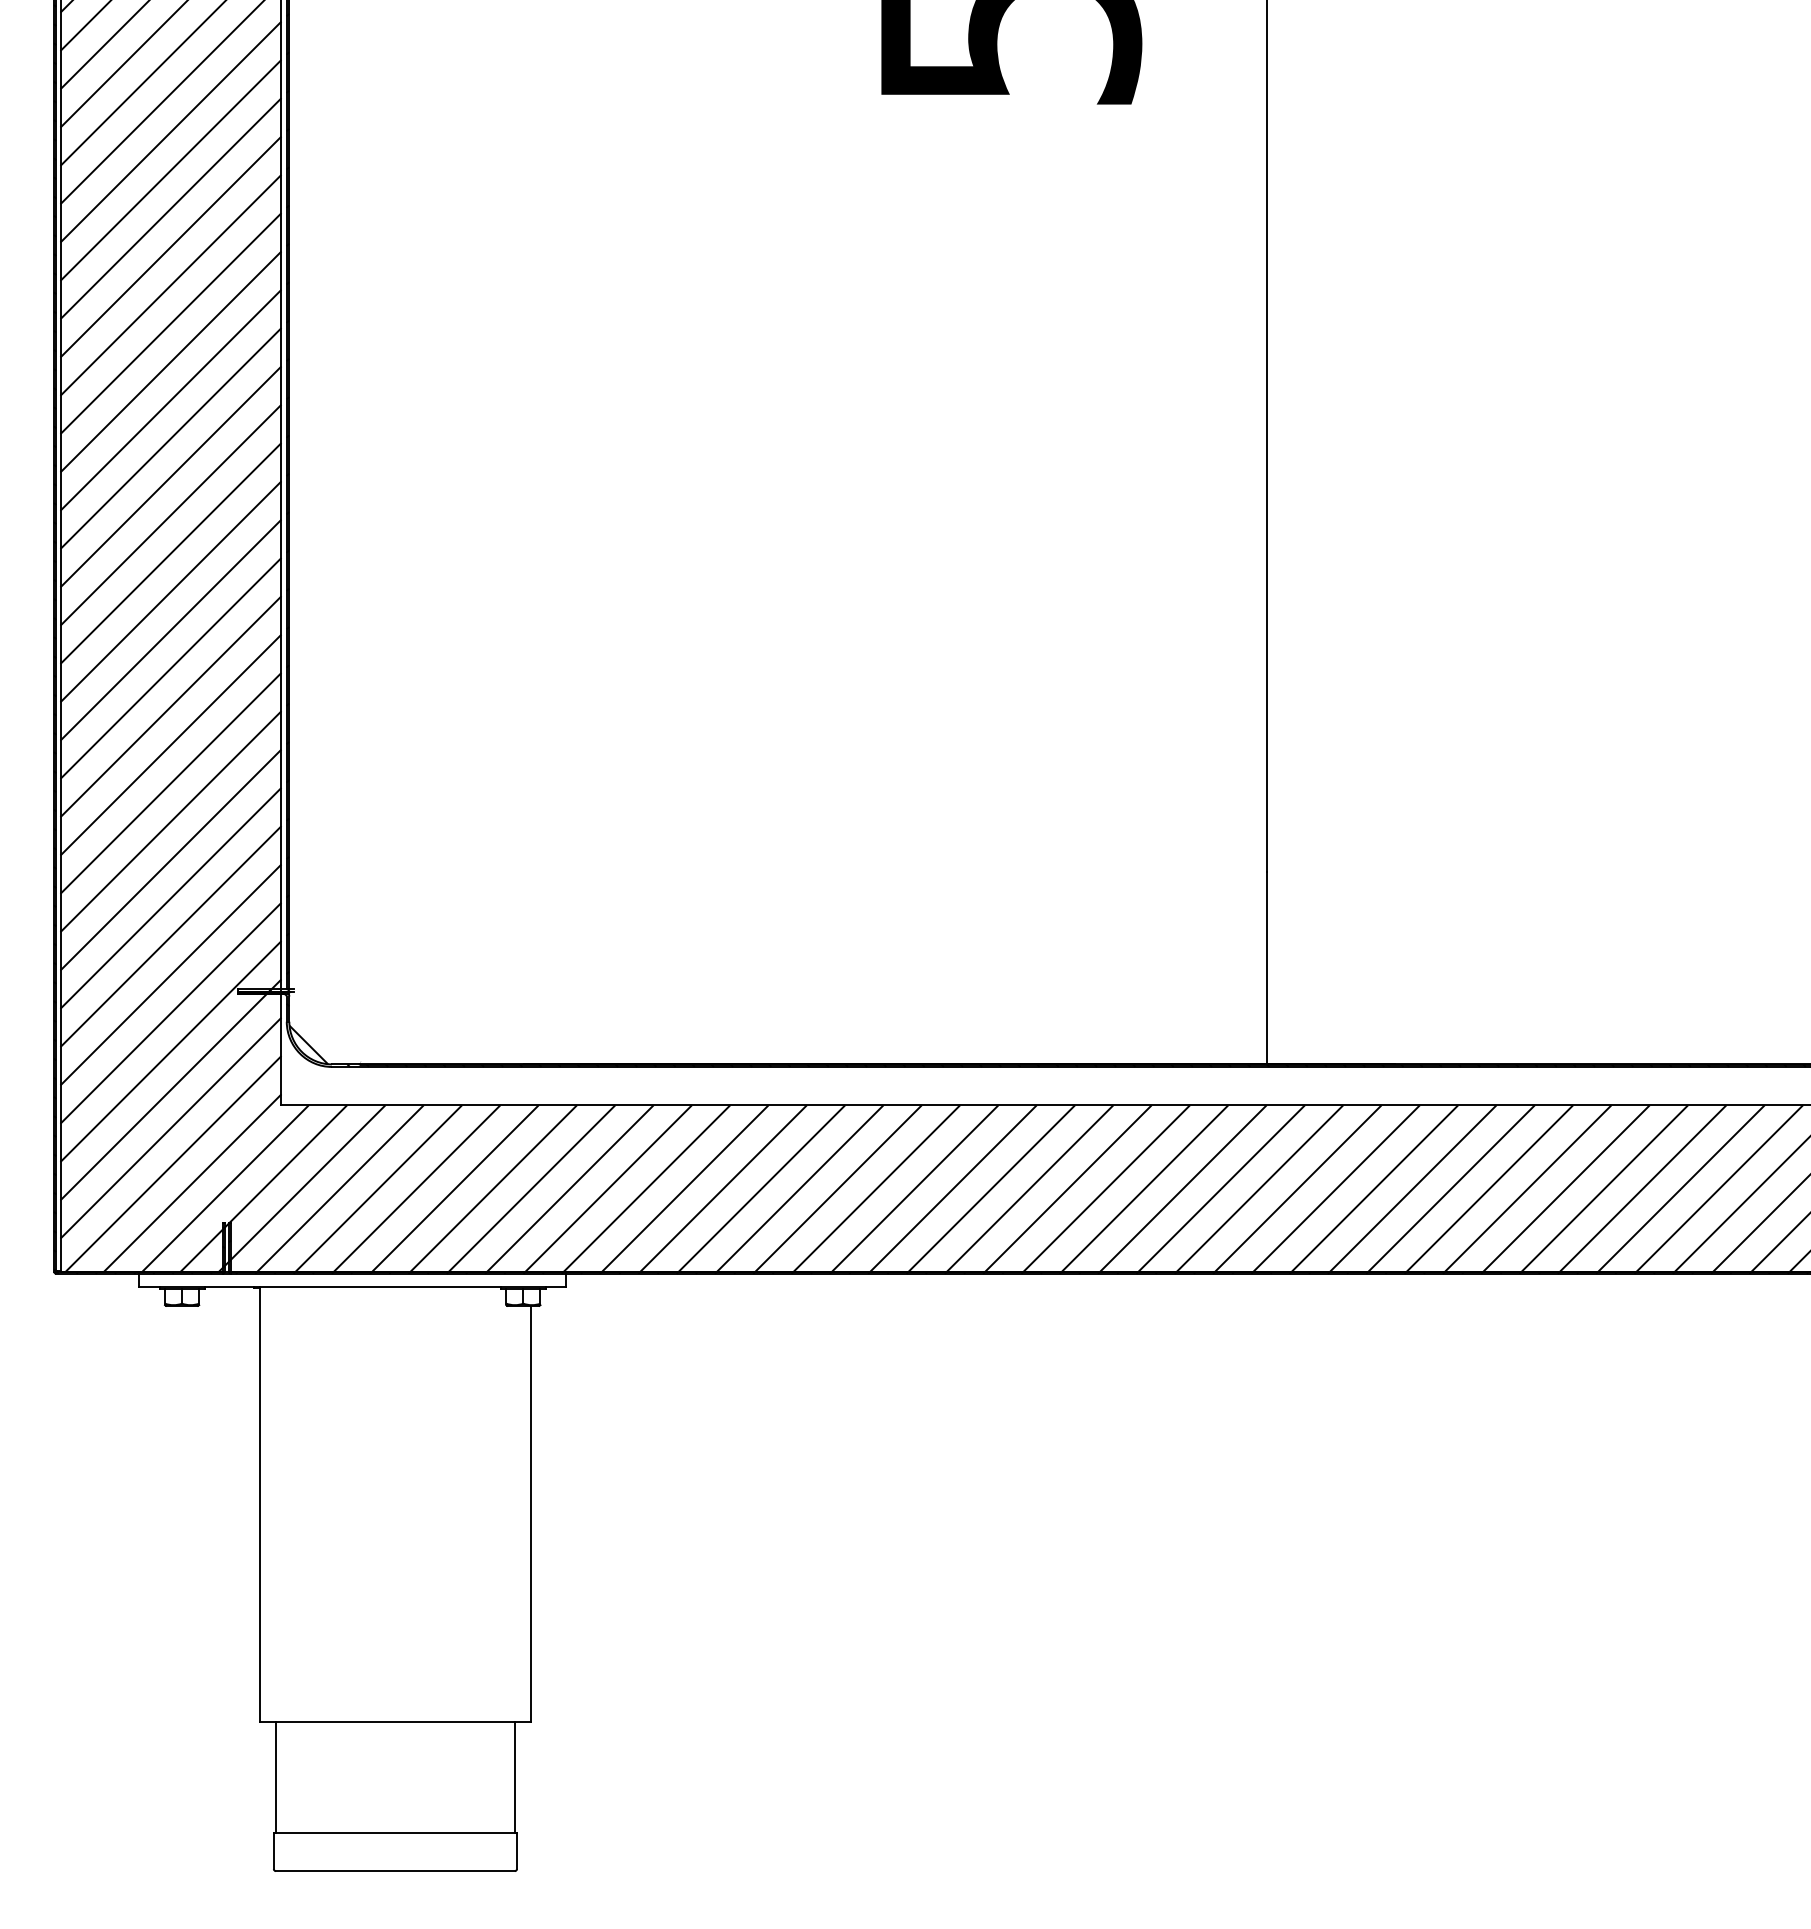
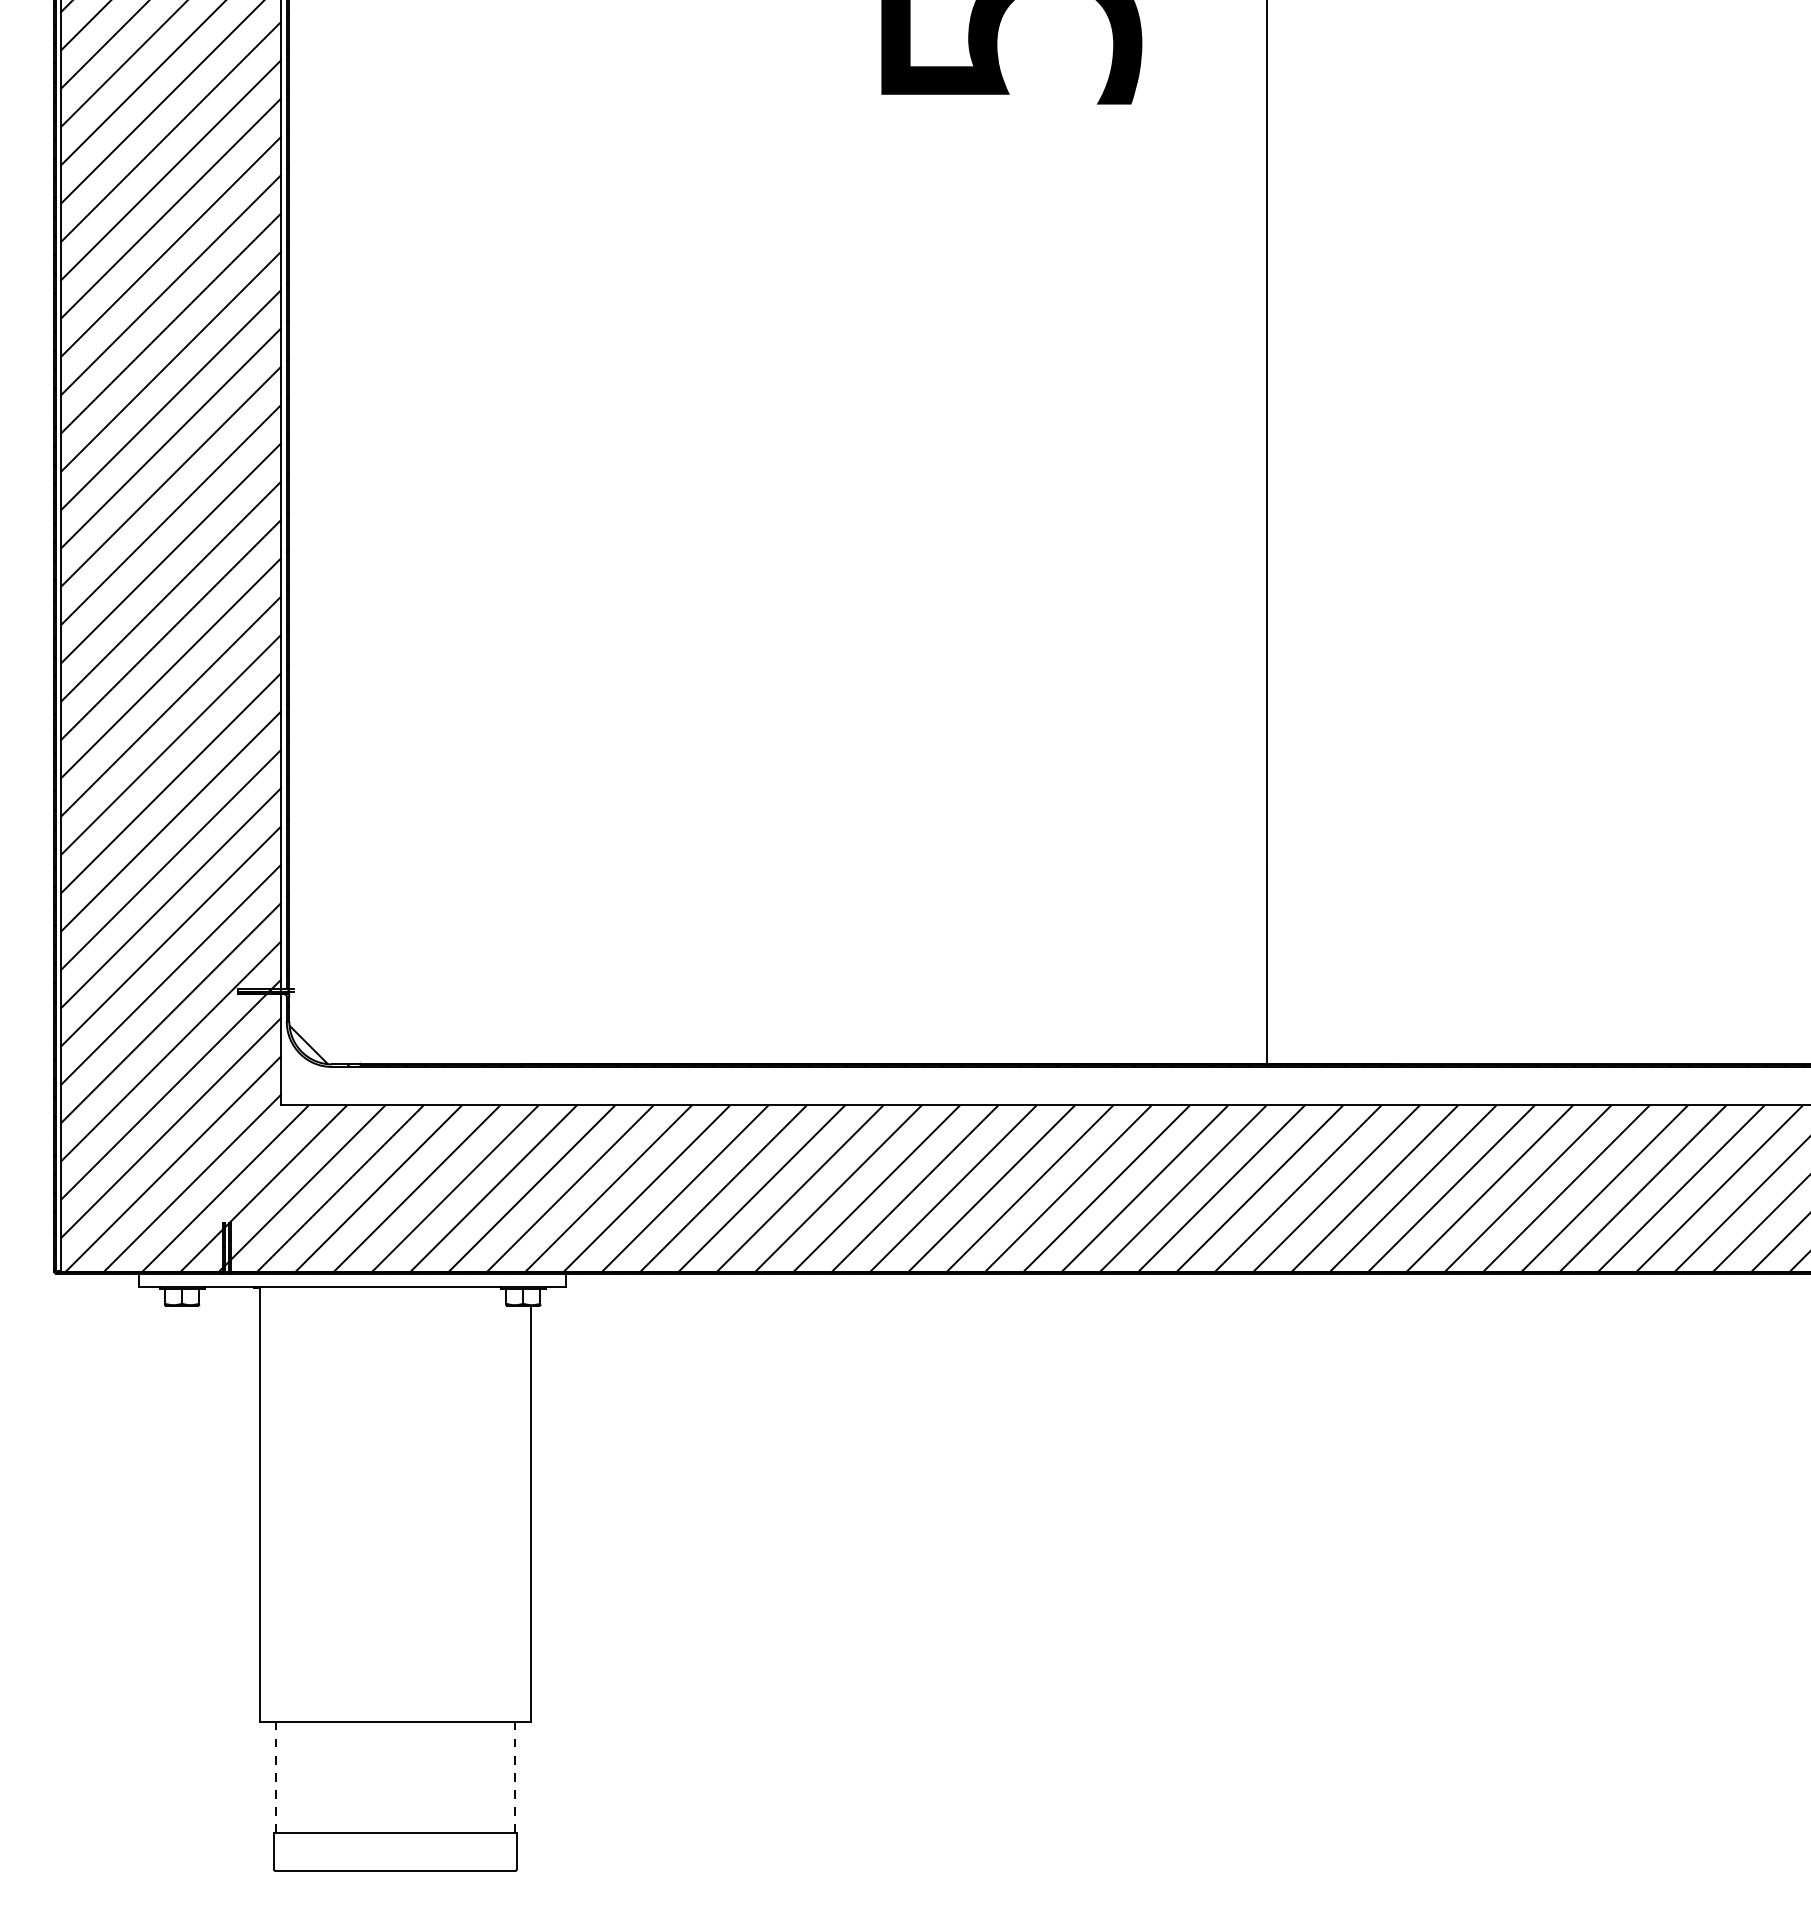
line: solid -> dashed (514, 1776)
line: solid -> dashed (275, 1777)
